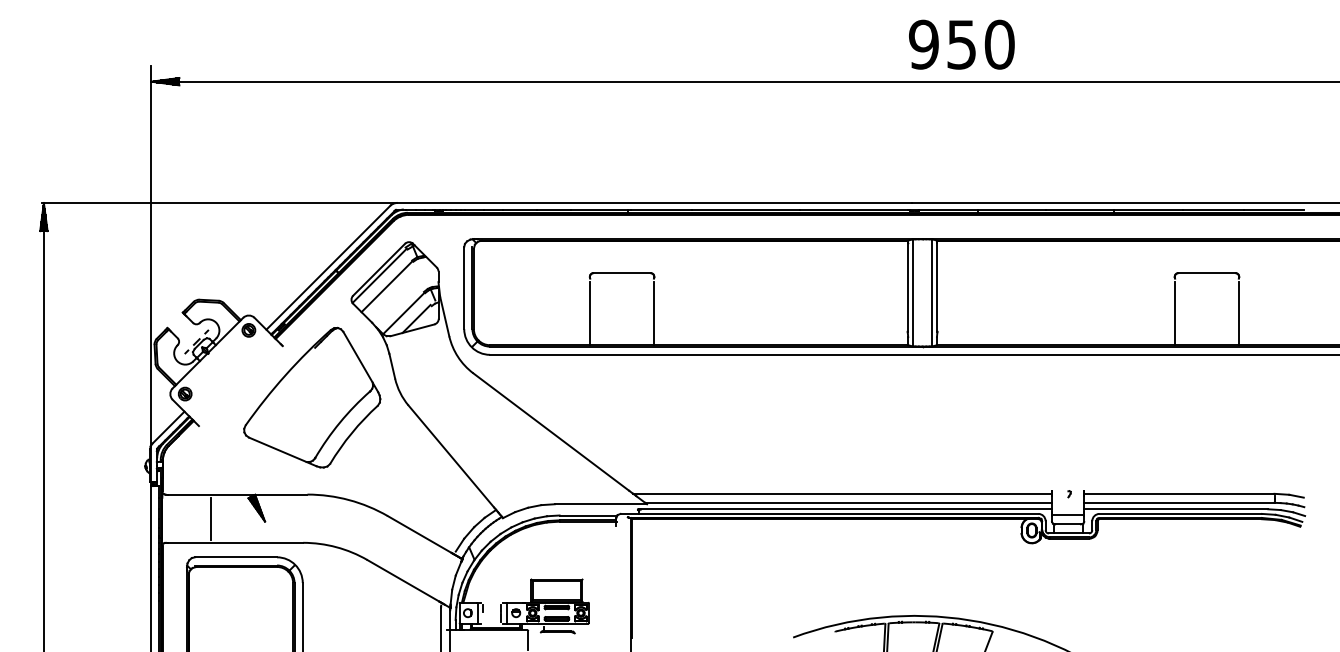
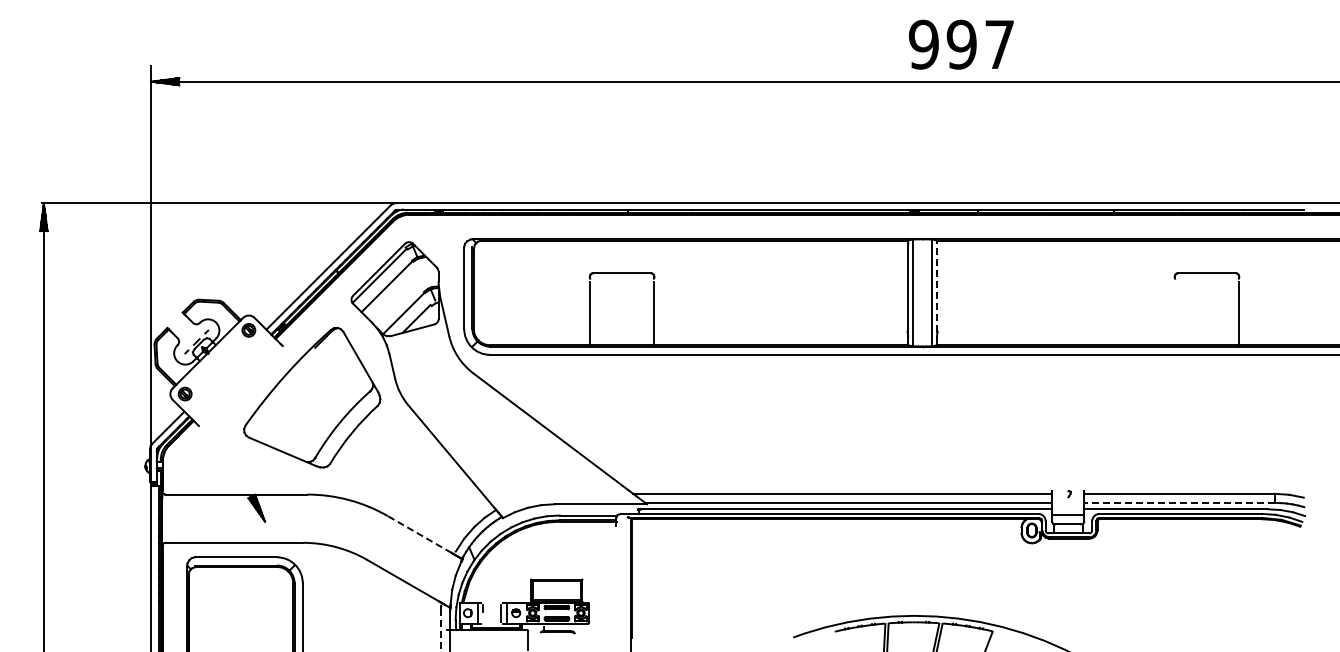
text: 950 -> 997 (980, 44)
line: solid -> dashed (937, 287)
line: present -> none (1174, 313)
line: solid -> dashed (1178, 502)
line: present -> none (211, 518)
line: solid -> dashed (419, 534)
line: solid -> dashed (441, 629)
